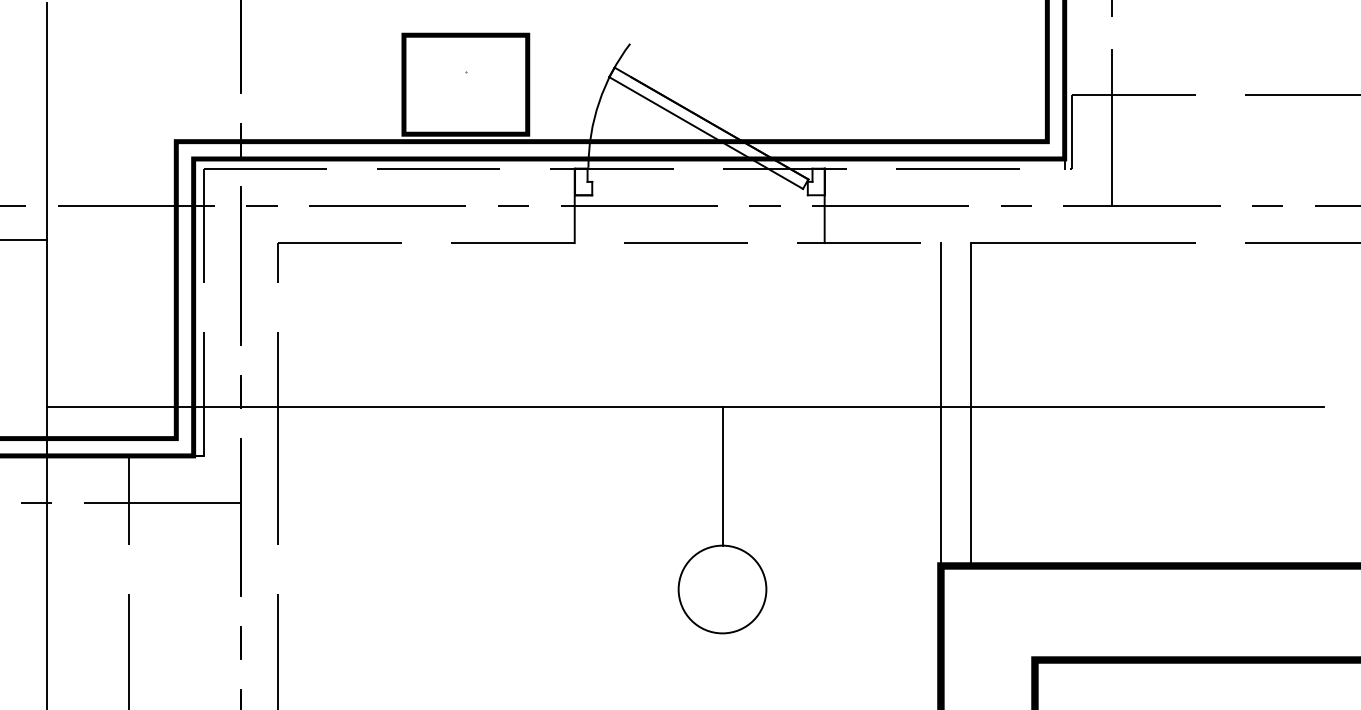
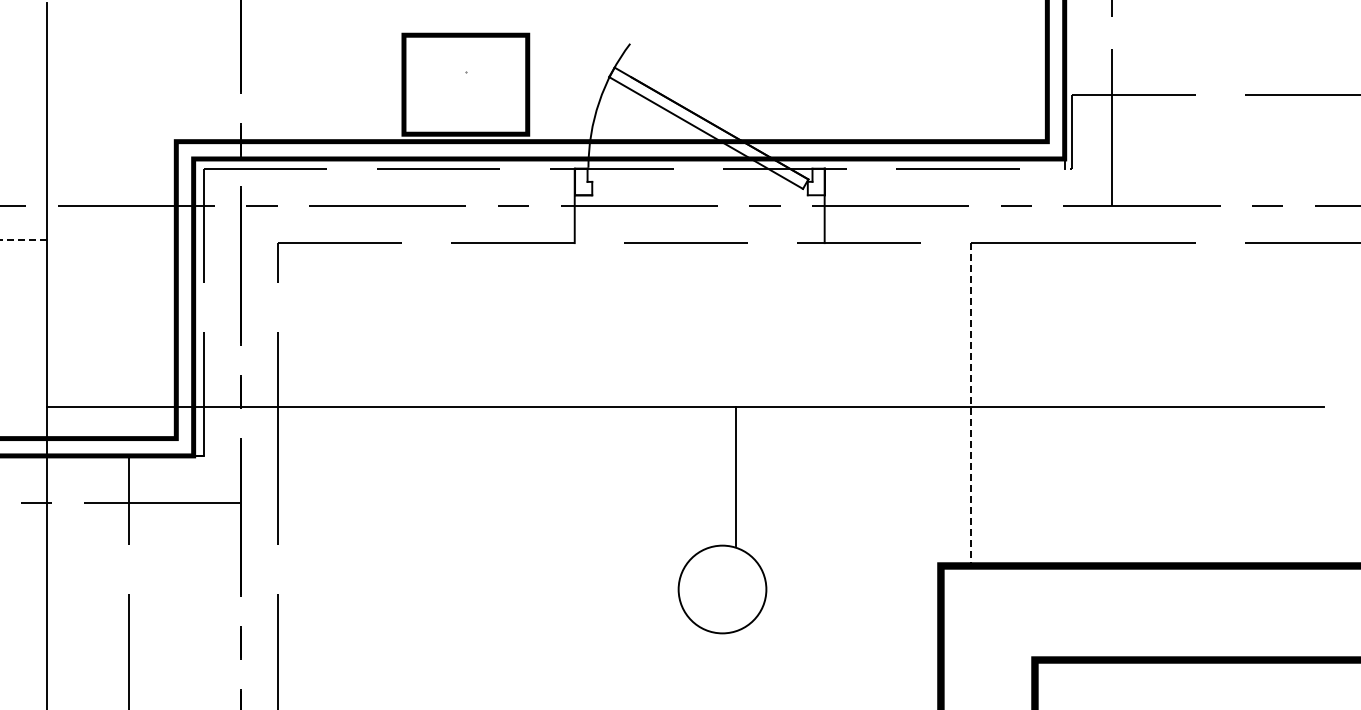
line: solid -> dashed (23, 240)
line: present -> none (940, 404)
line: solid -> dashed (970, 405)
line position: (722, 476) -> (735, 476) (735, 476)
